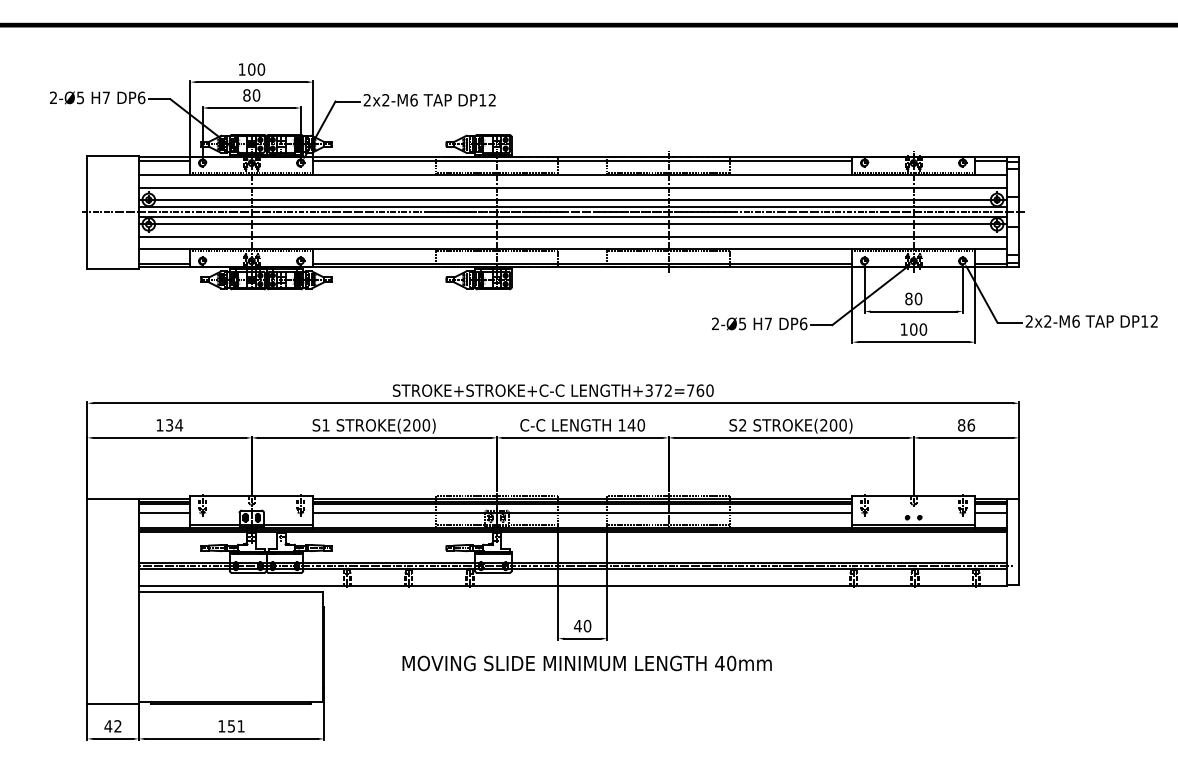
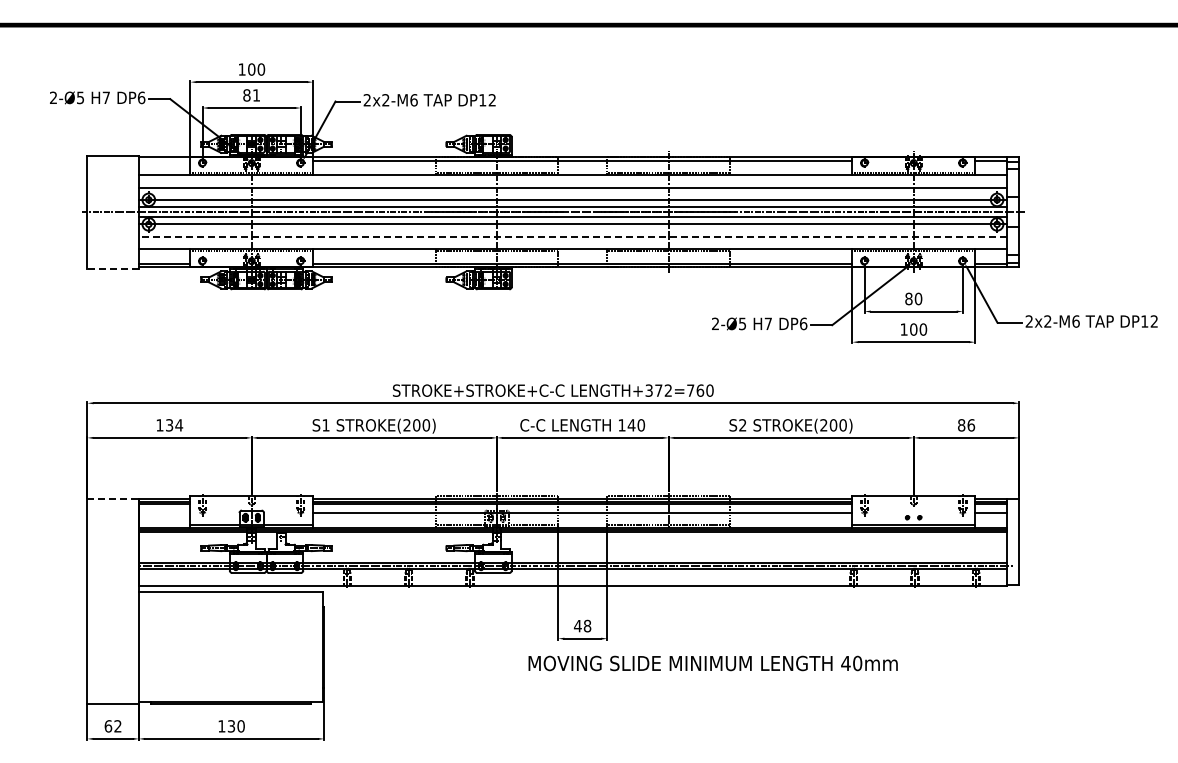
text: 80 -> 81 (256, 95)
line: present -> none (164, 160)
line: solid -> dashed (572, 236)
line: solid -> dashed (113, 268)
line: solid -> dashed (113, 498)
line: present -> none (164, 512)
text: 40 -> 48 (587, 626)
text position: (586, 663) -> (712, 663) (712, 663)
text: 42 -> 62 (108, 726)
text: 151 -> 130 (236, 726)
